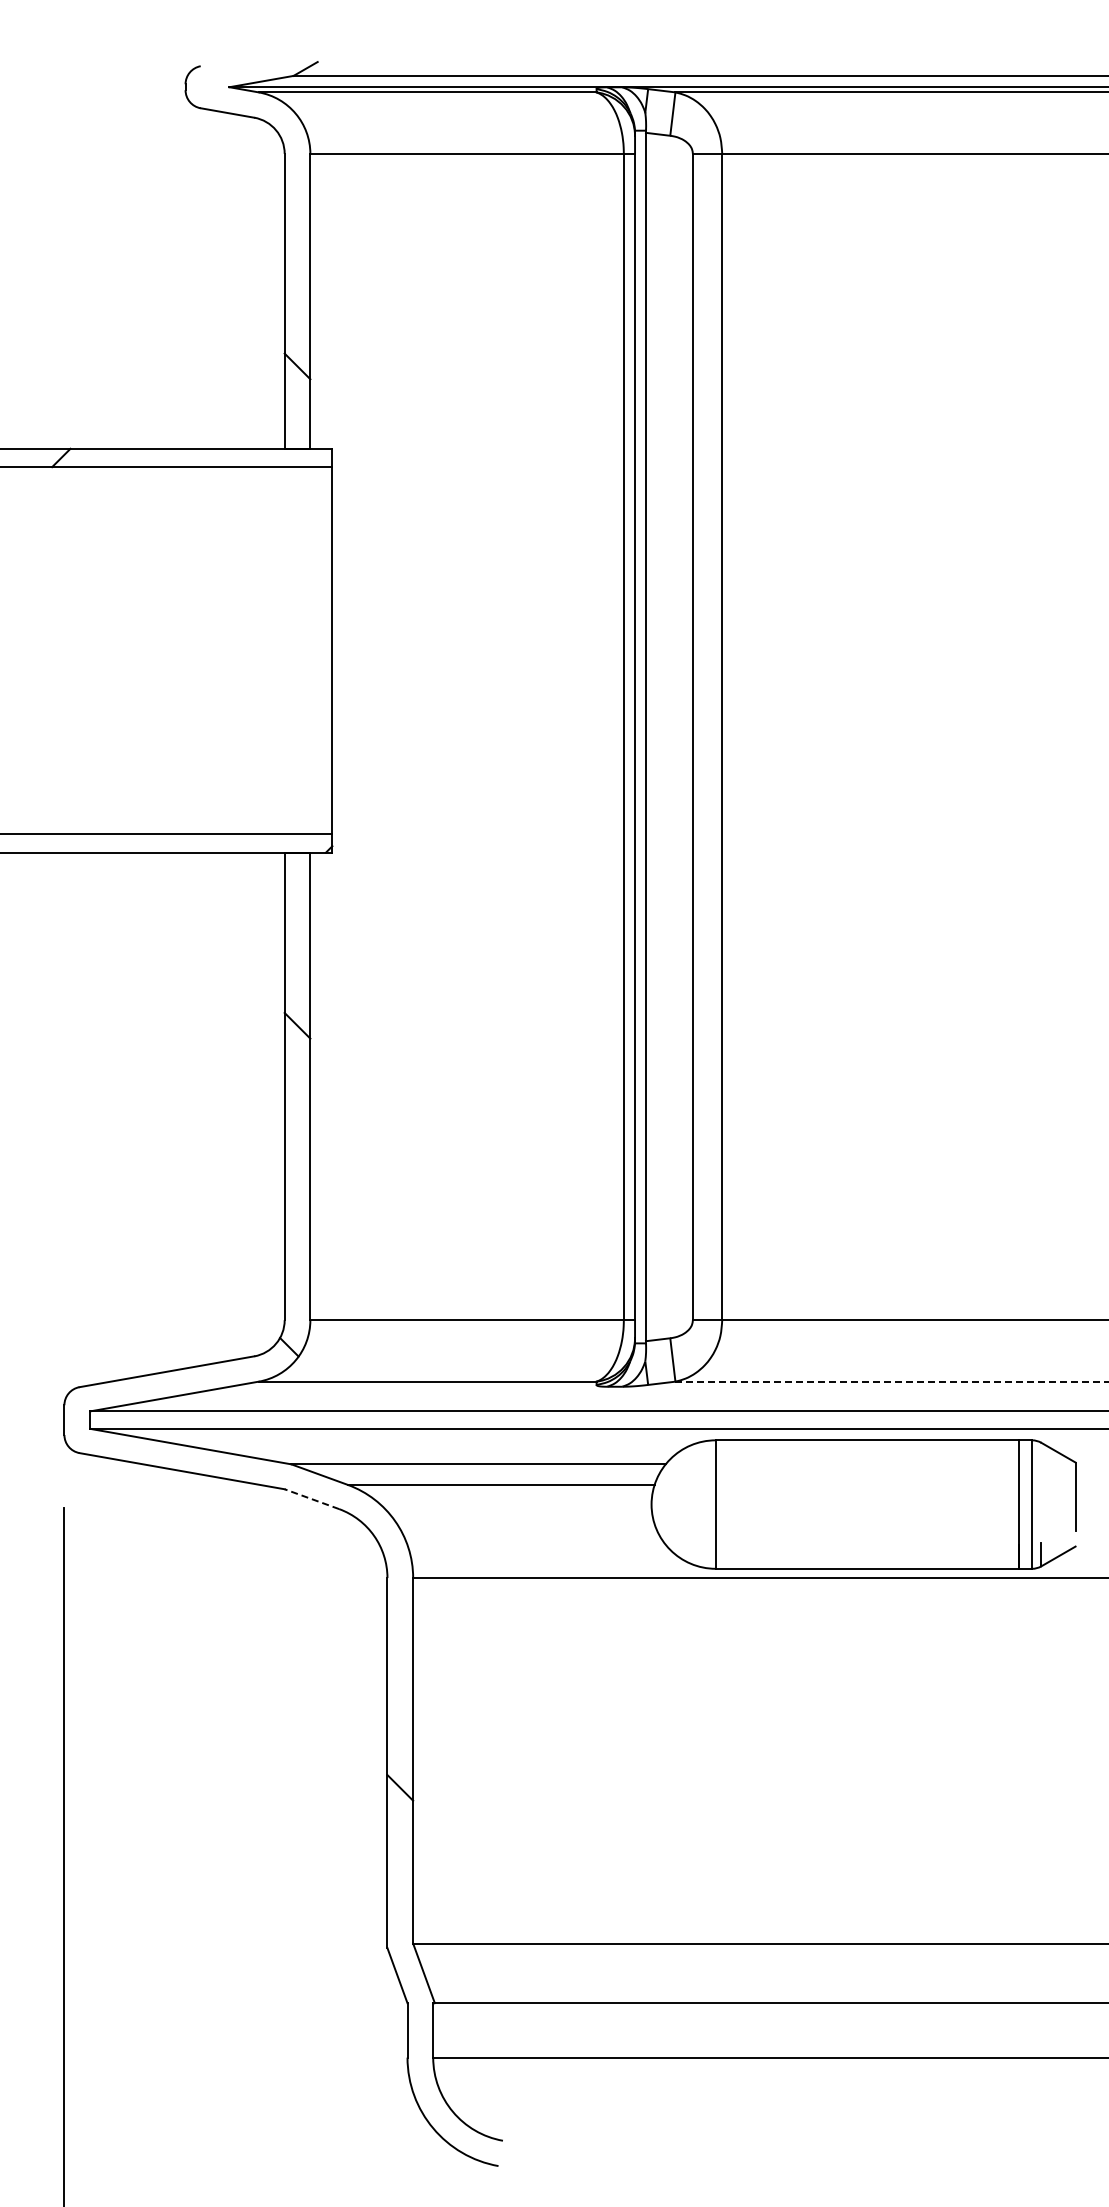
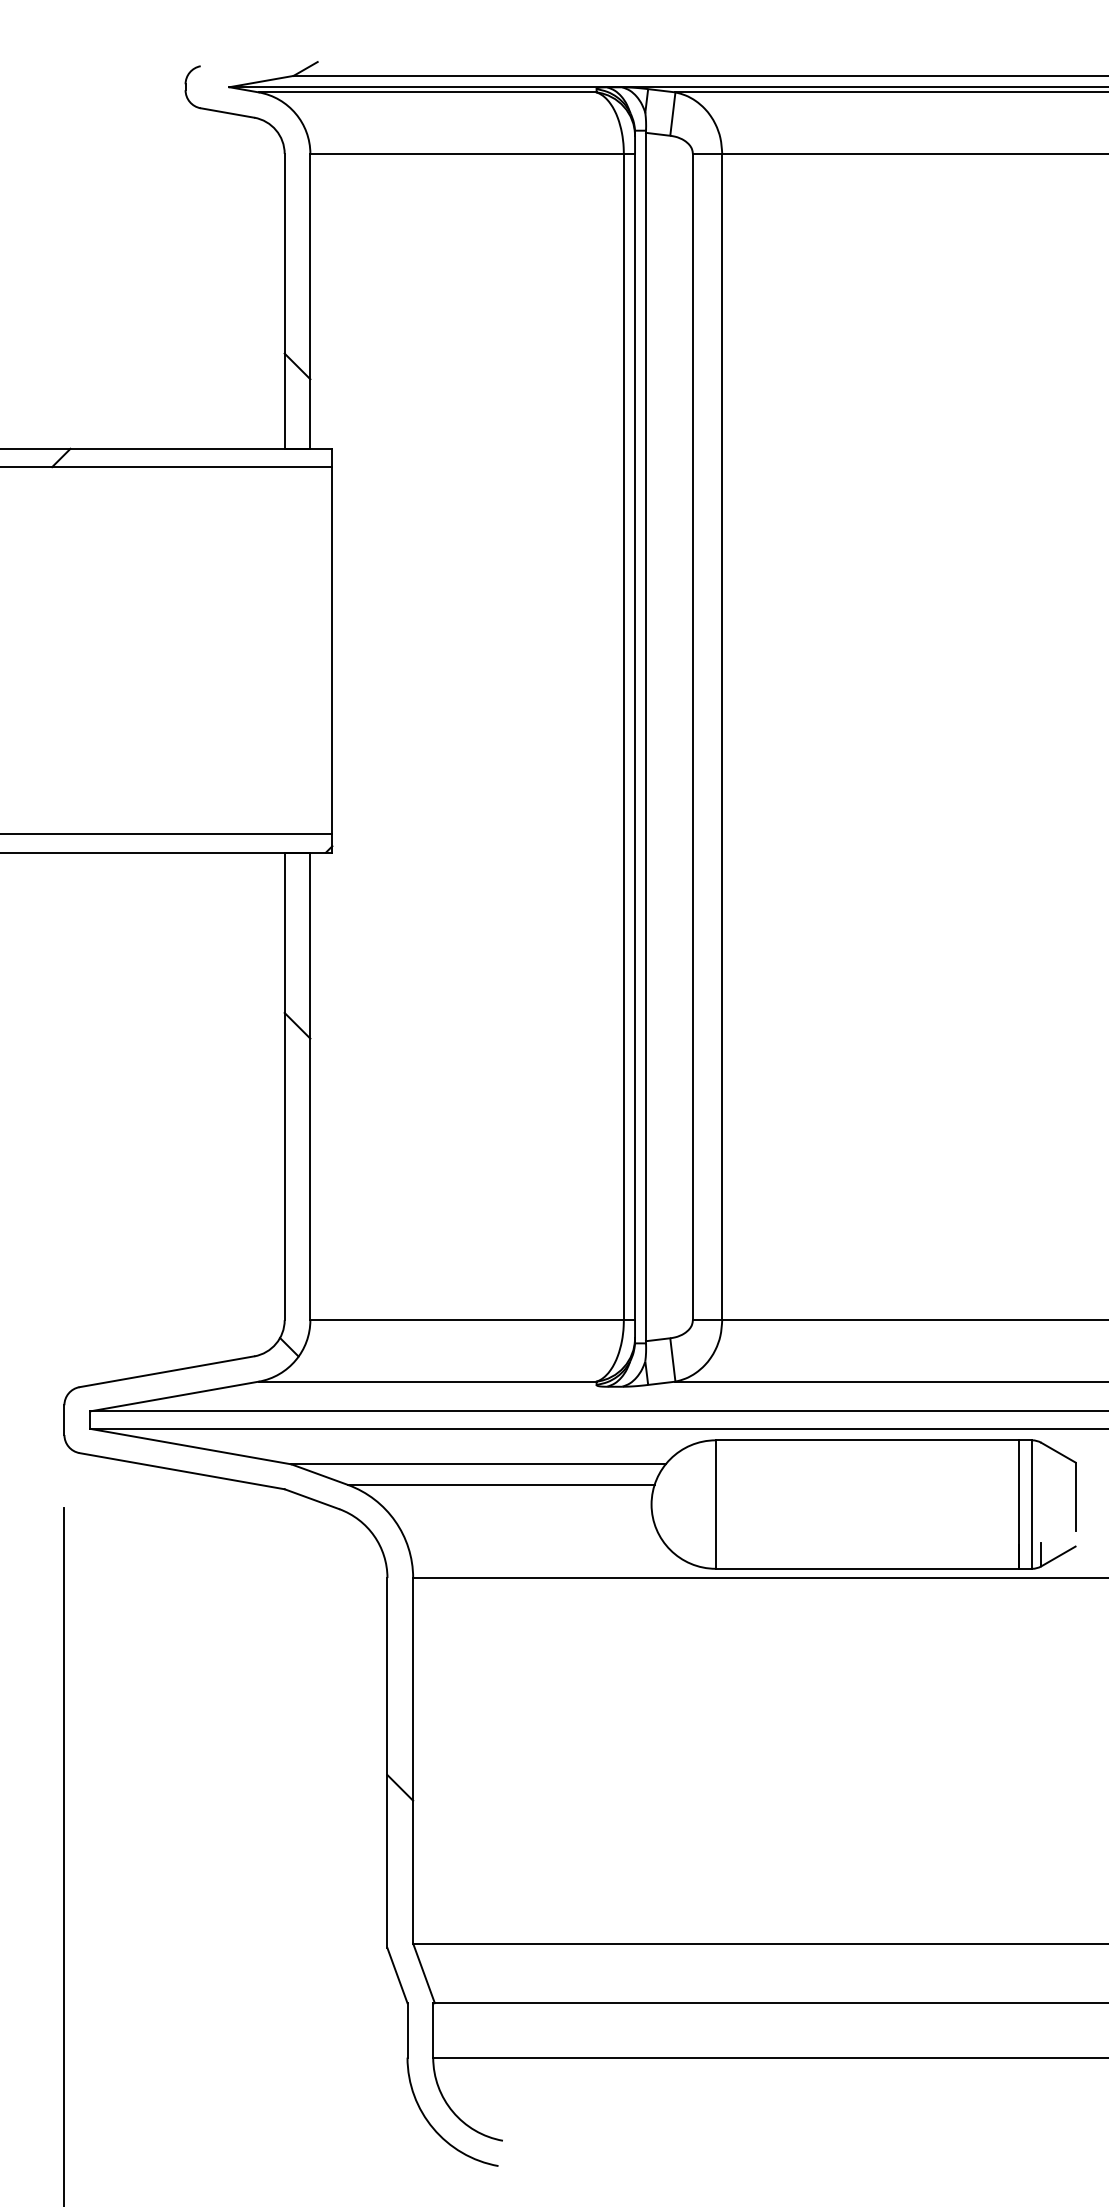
line: dashed -> solid (892, 1381)
line: dashed -> solid (311, 1499)
